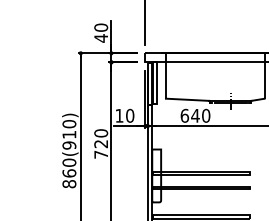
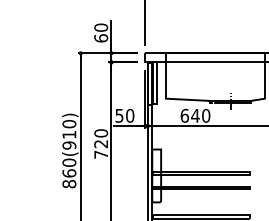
text: 40 -> 60 (101, 38)
text: 10 -> 50 (119, 115)
